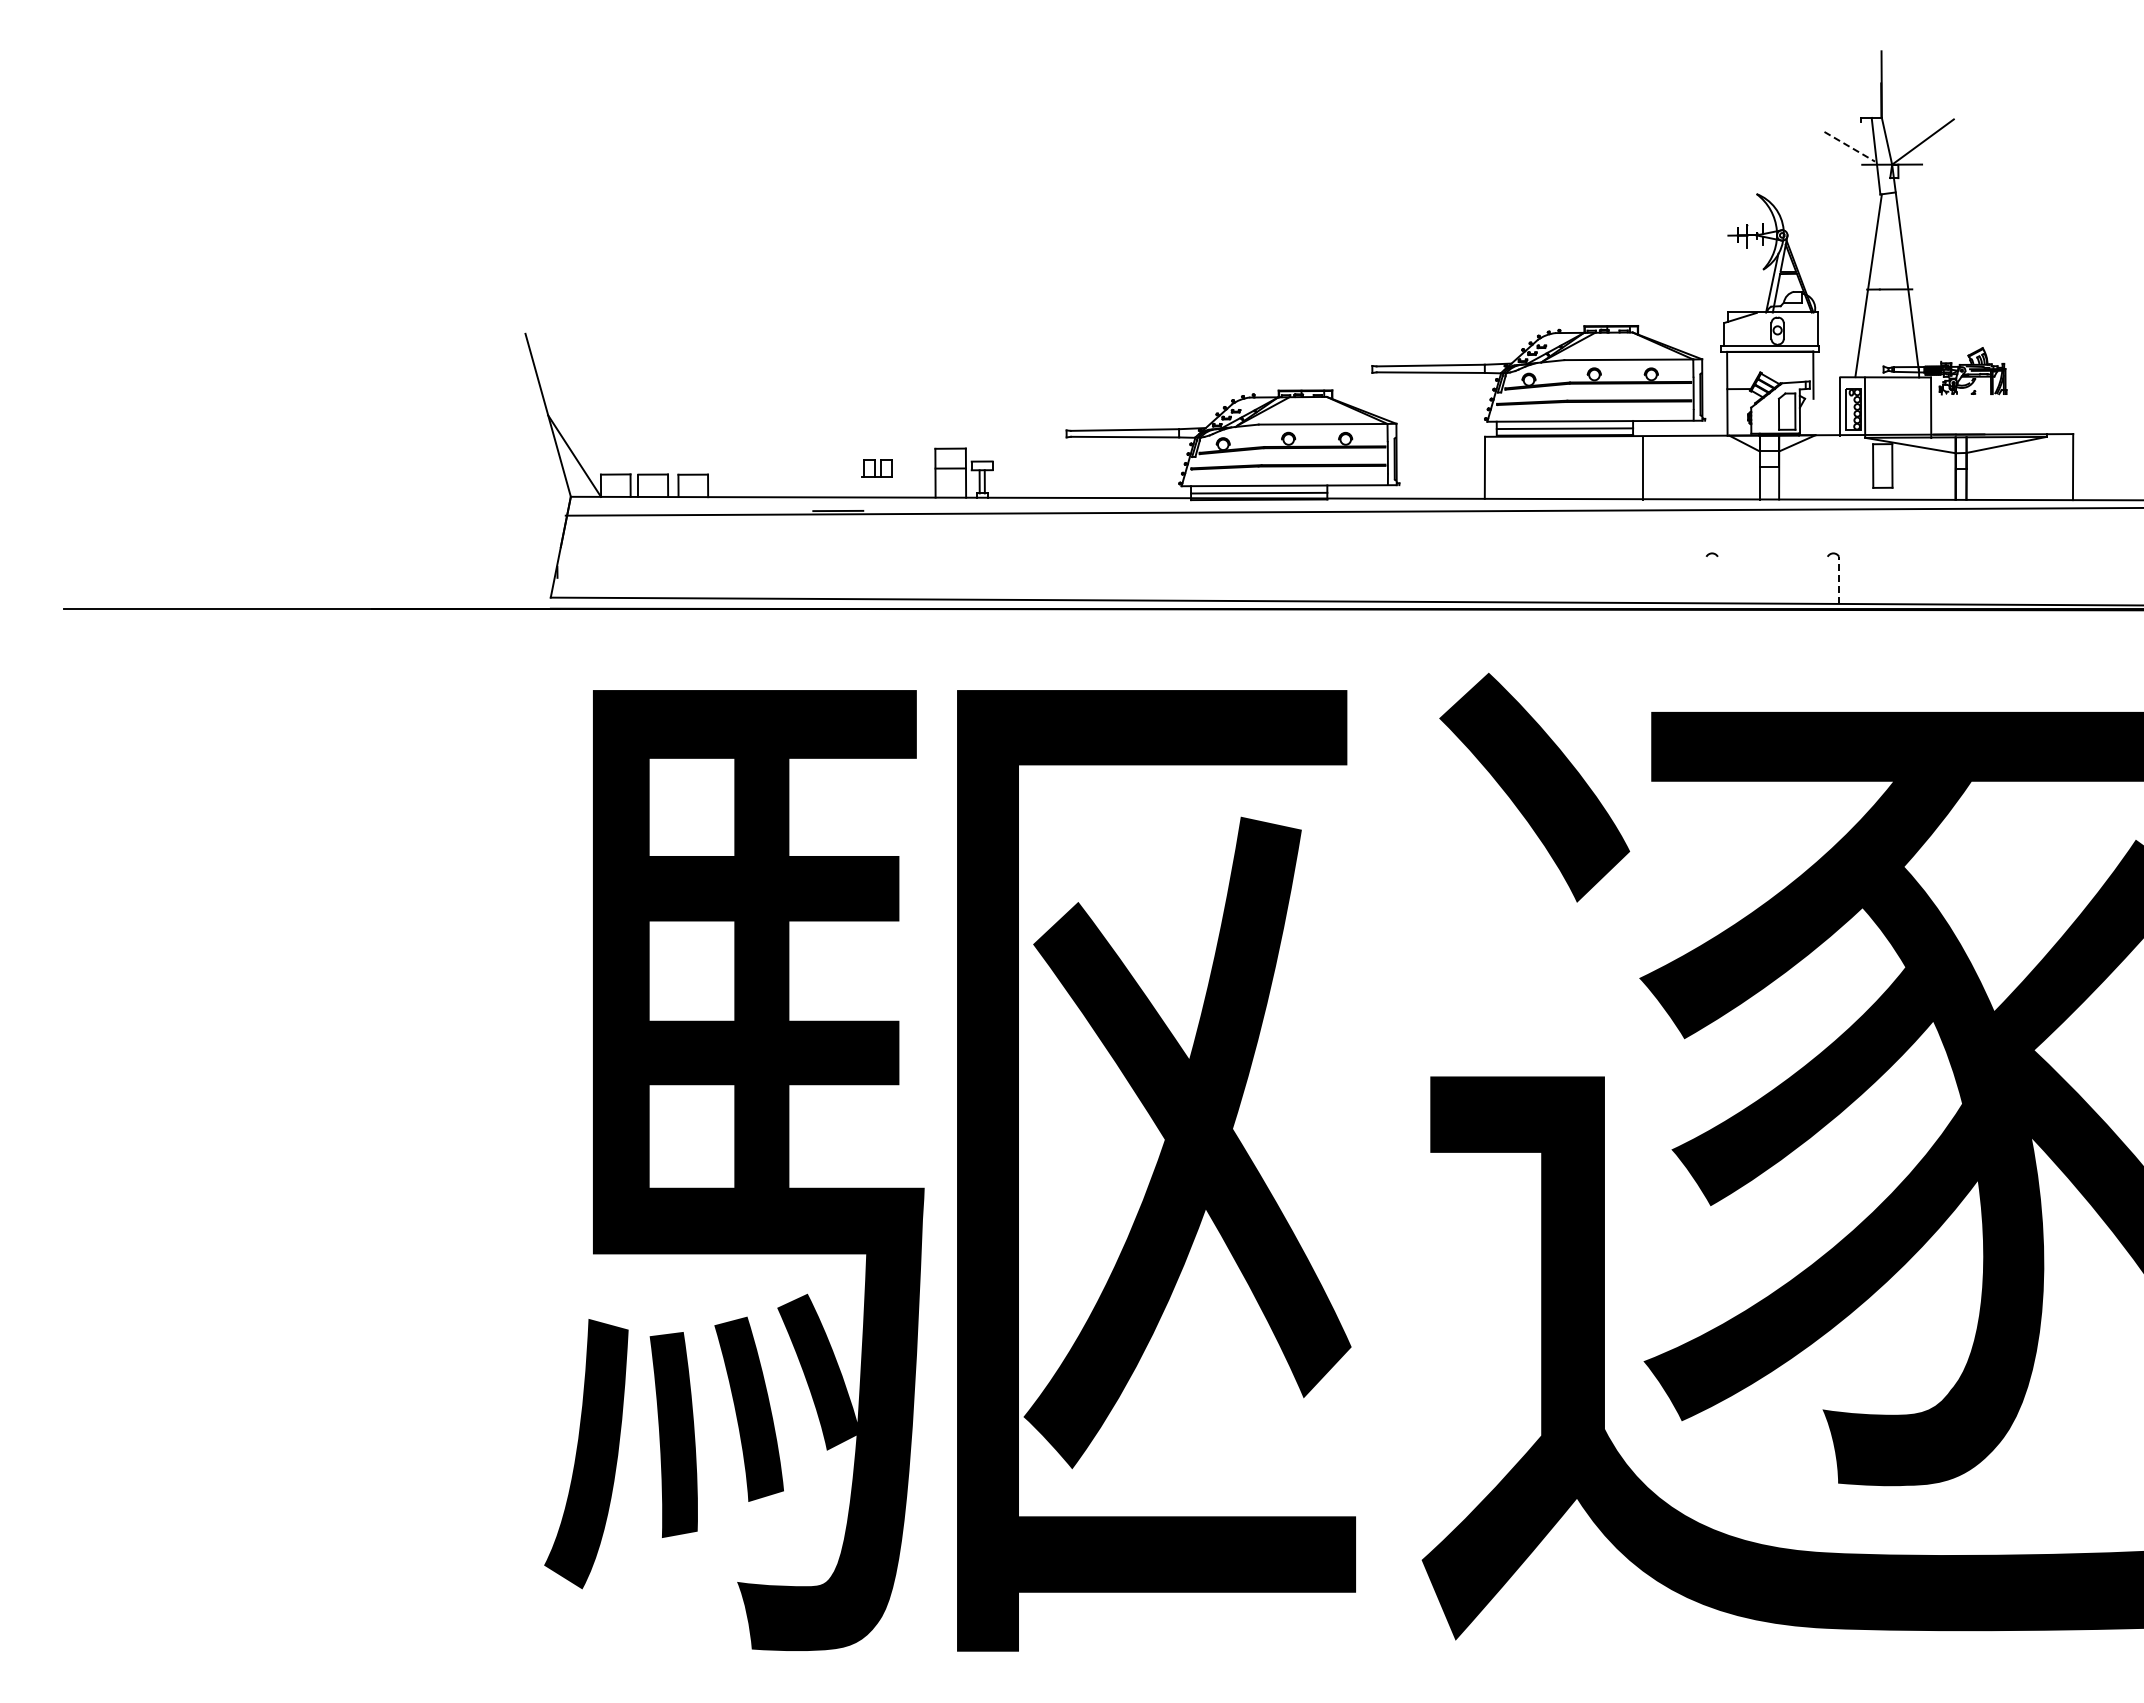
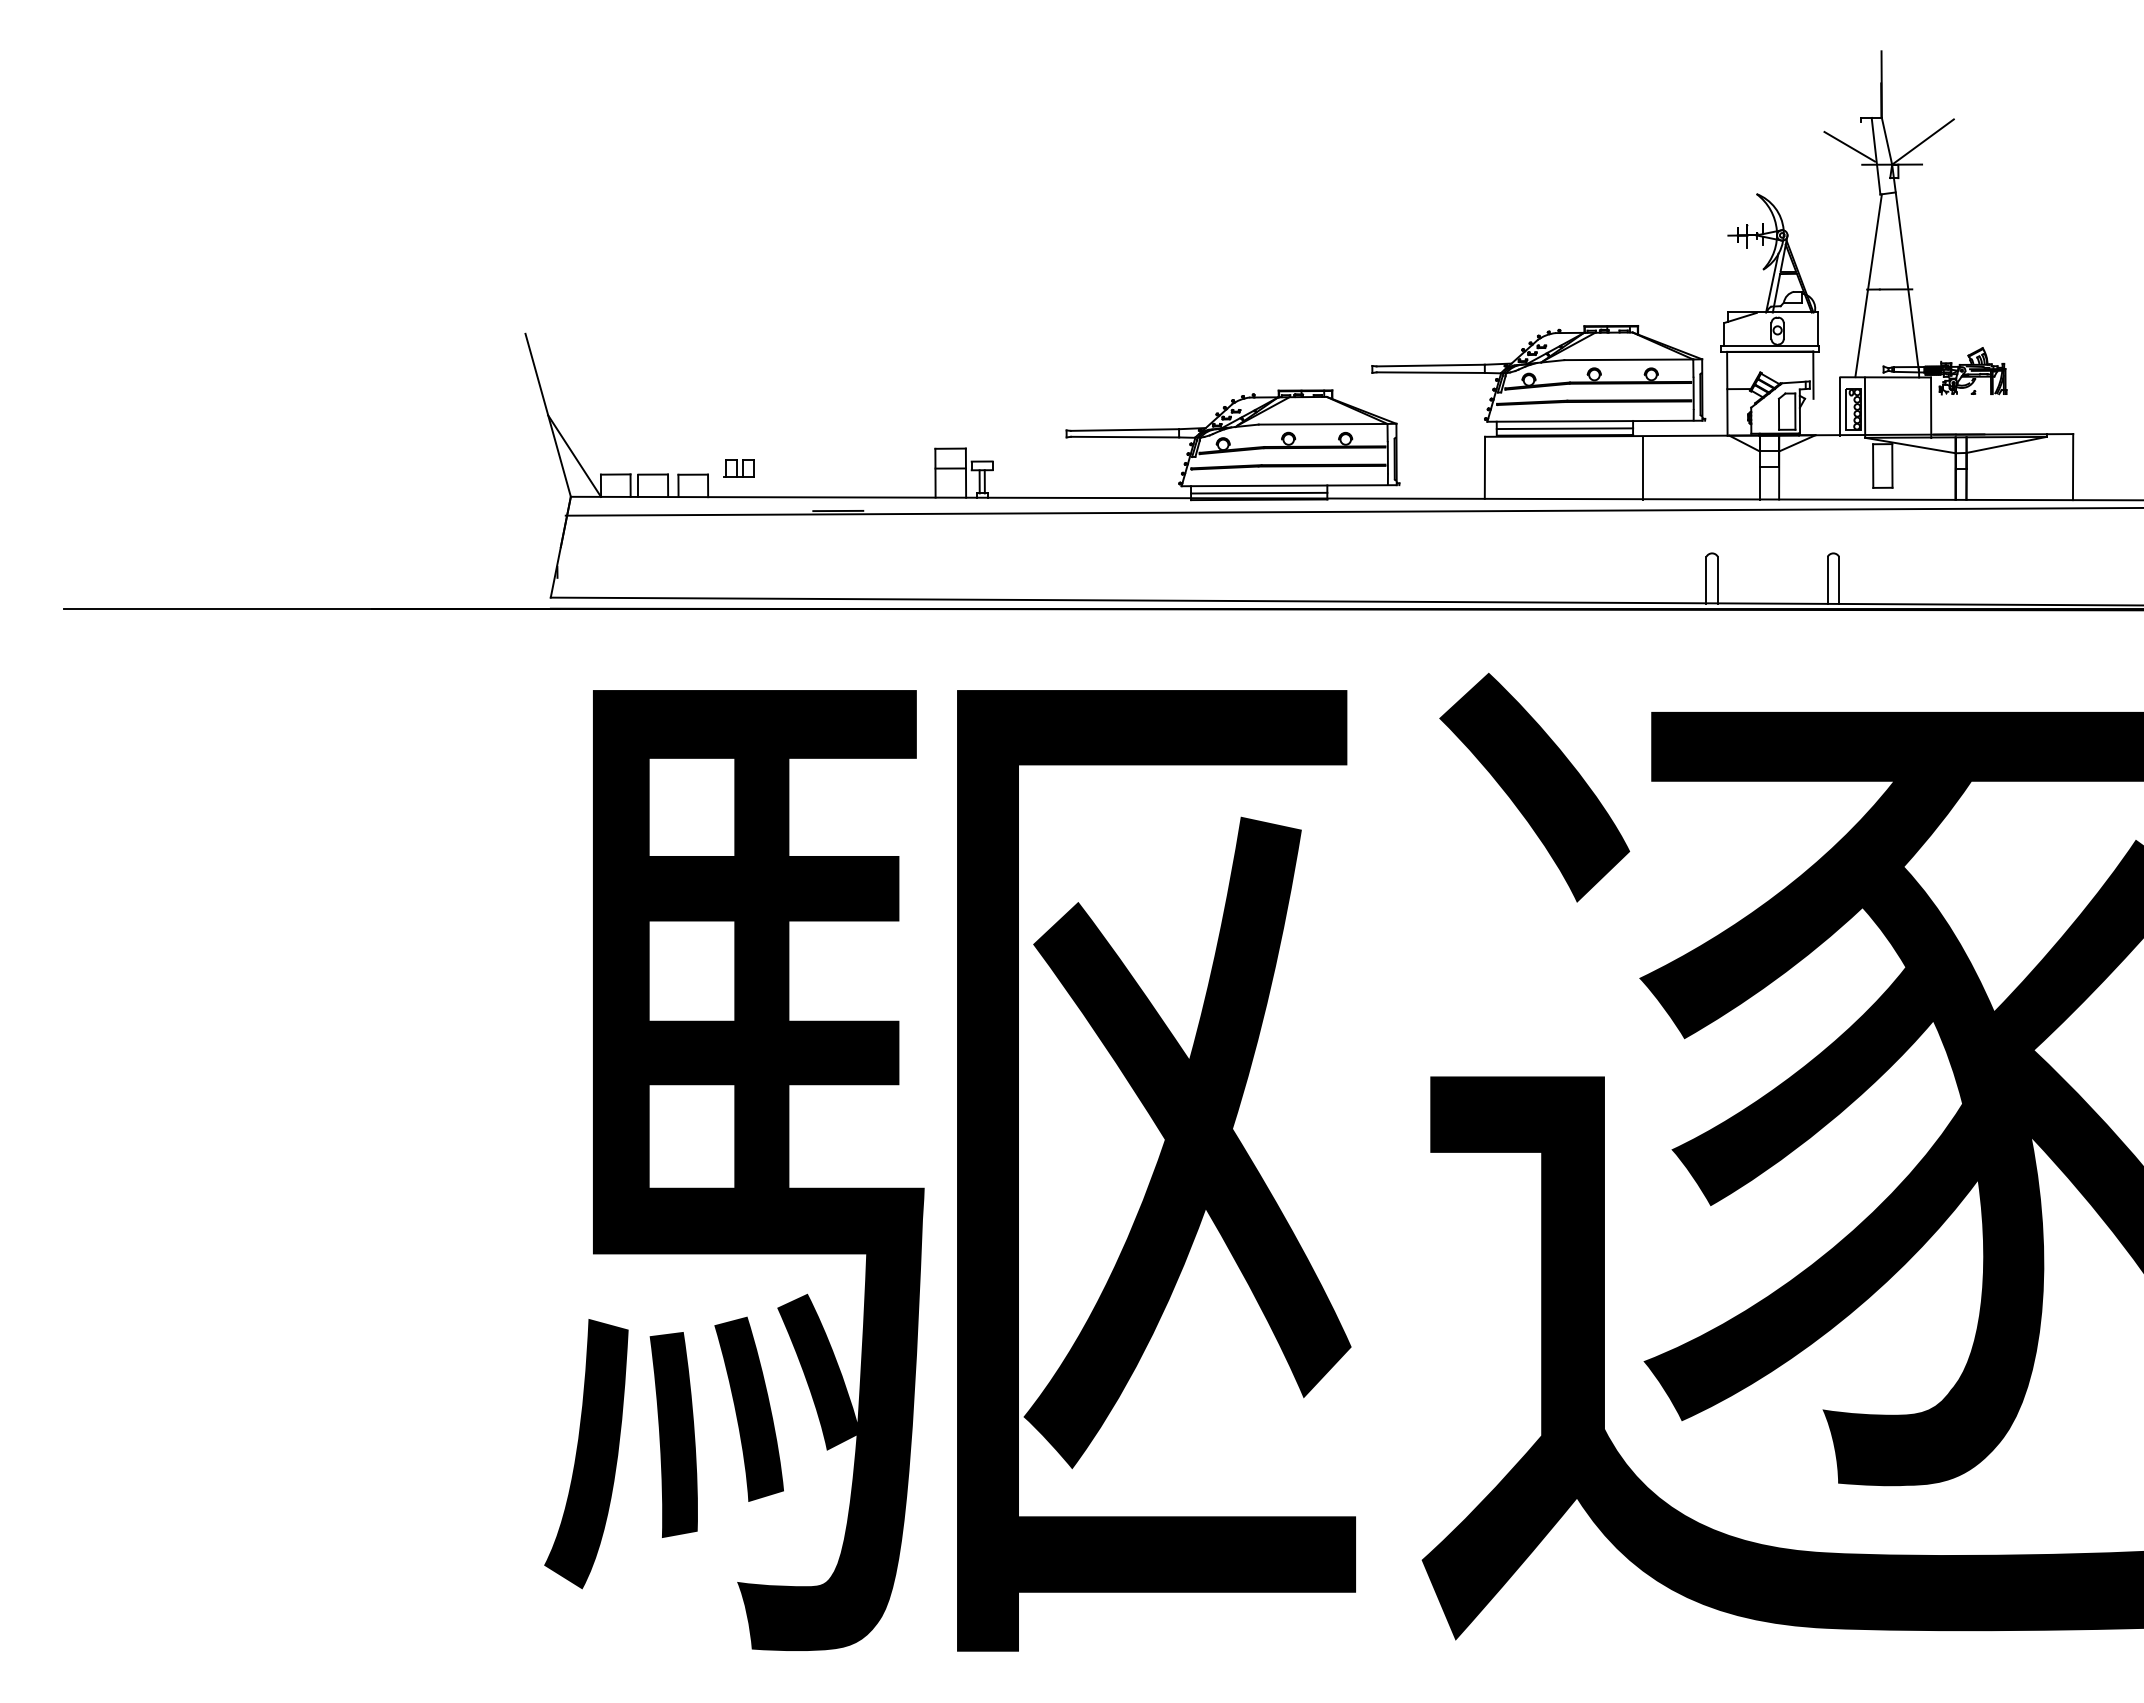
line: dashed -> solid (1850, 147)
part position: (876, 468) -> (738, 468) (738, 468)
line: none -> present (1706, 580)
line: none -> present (1717, 580)
line: none -> present (1827, 580)
line: dashed -> solid (1839, 580)
